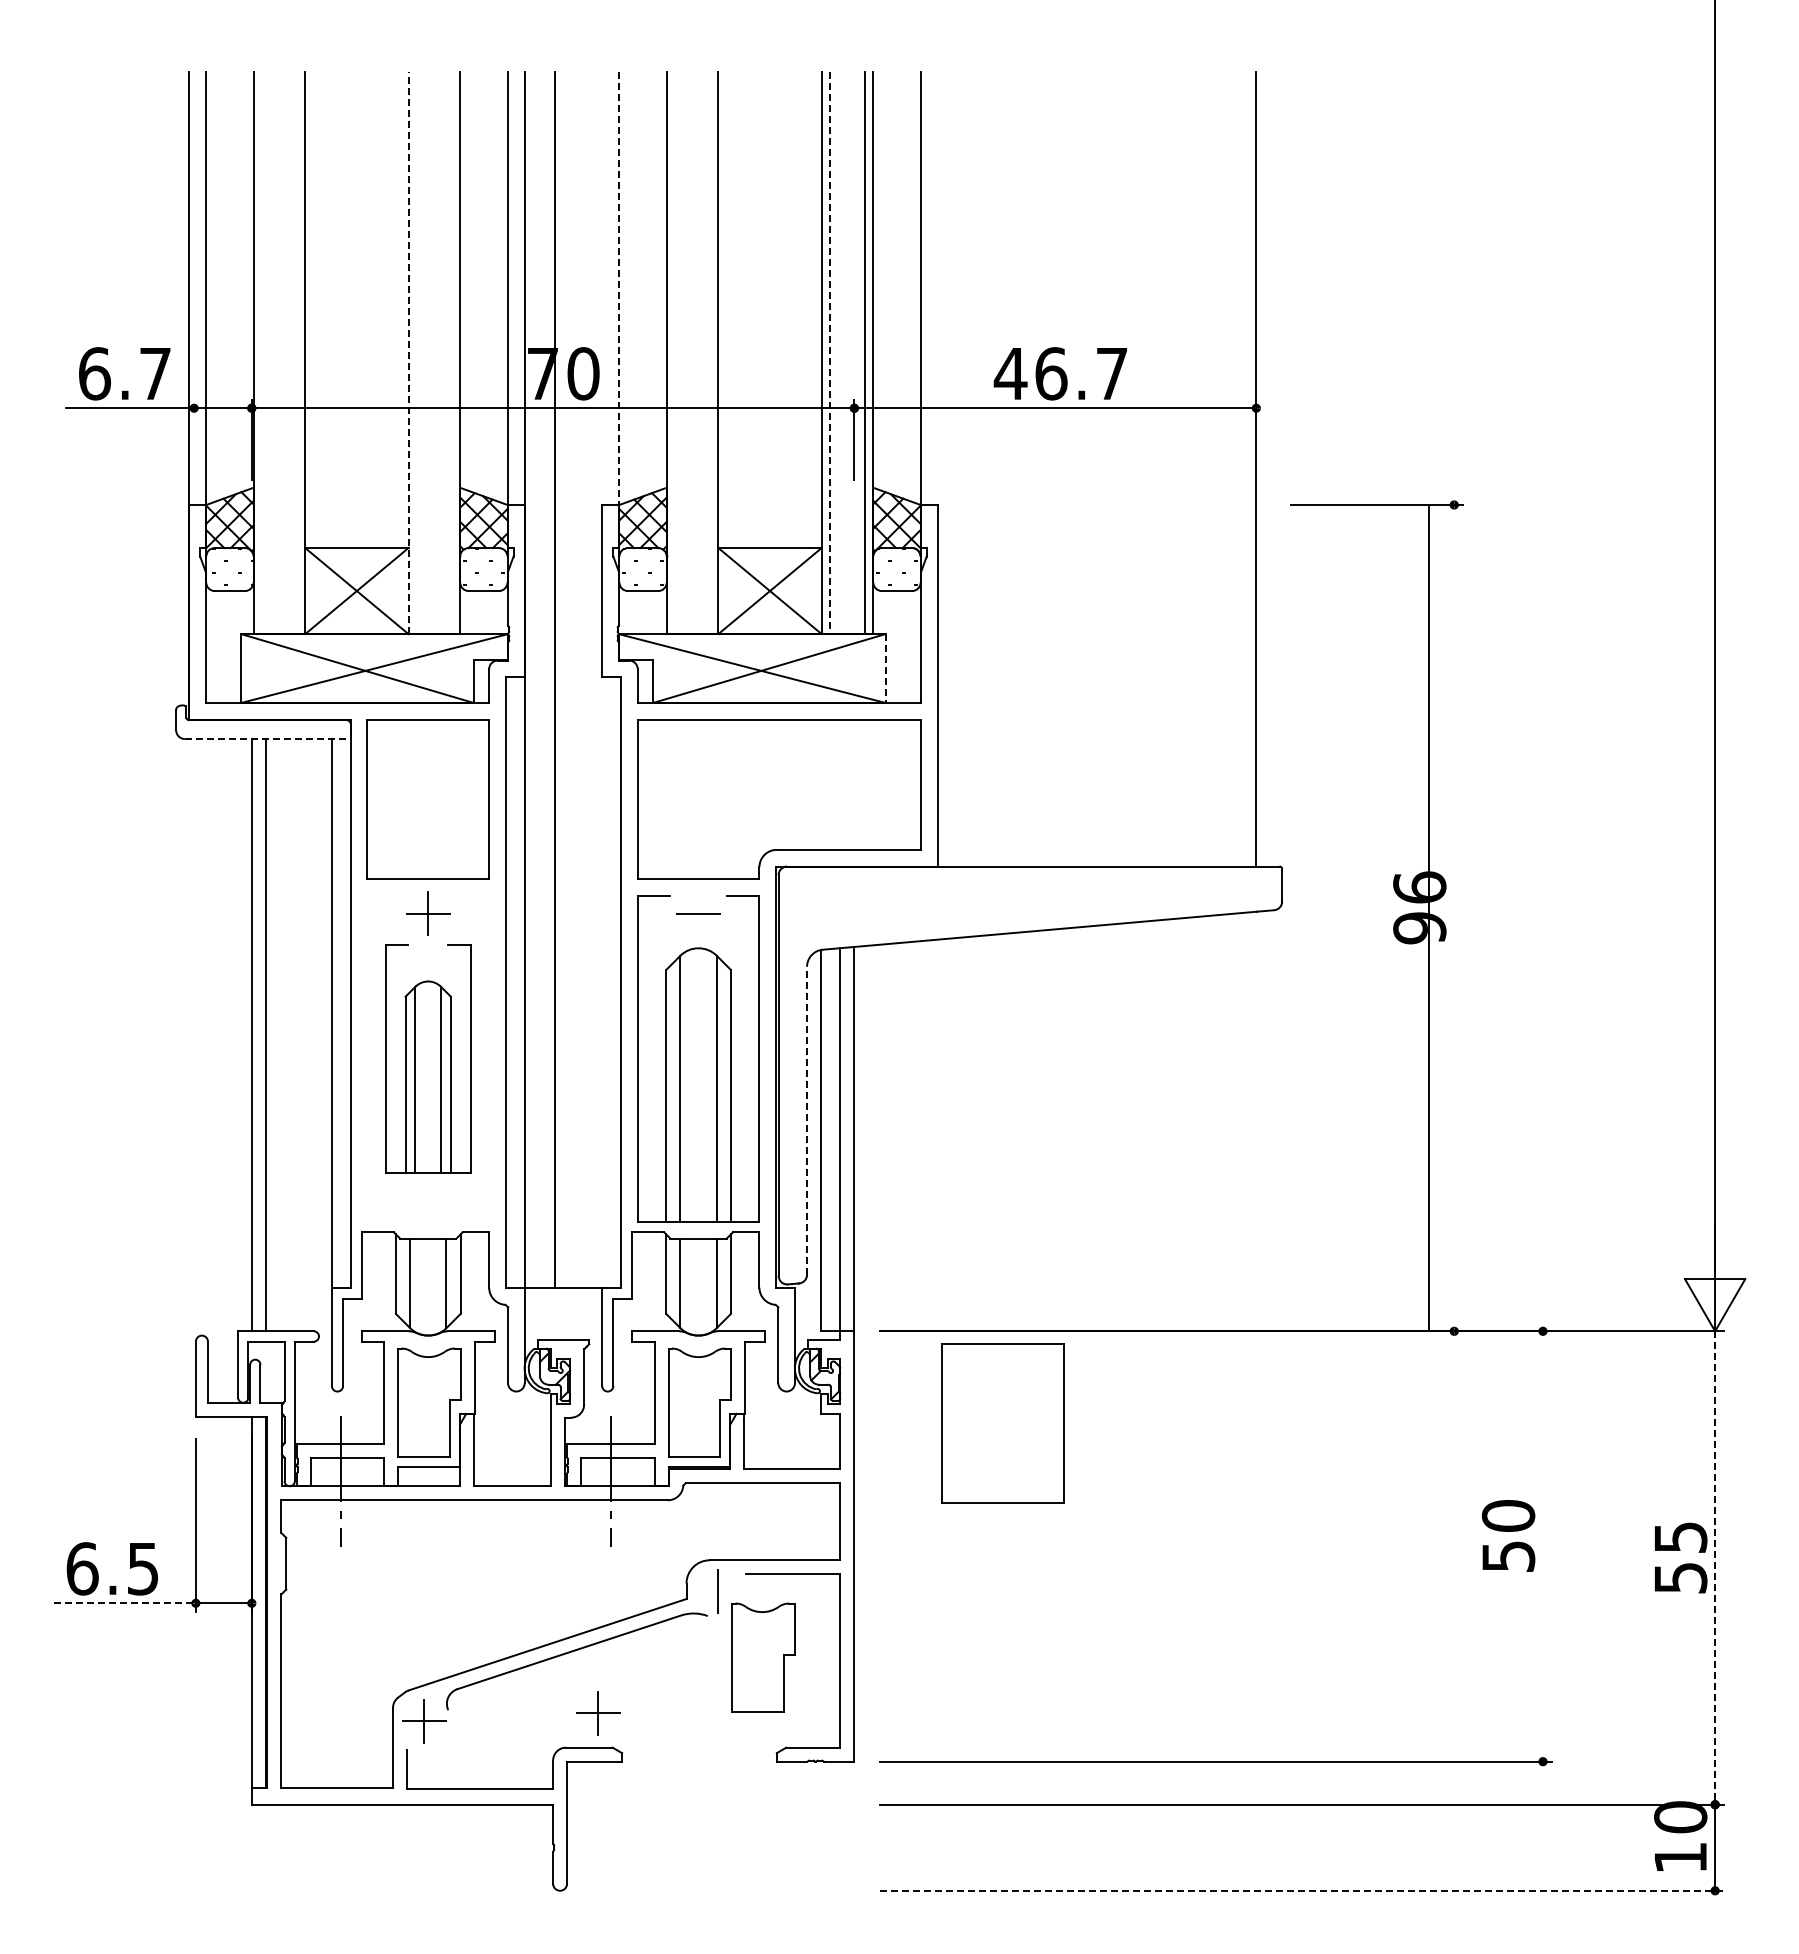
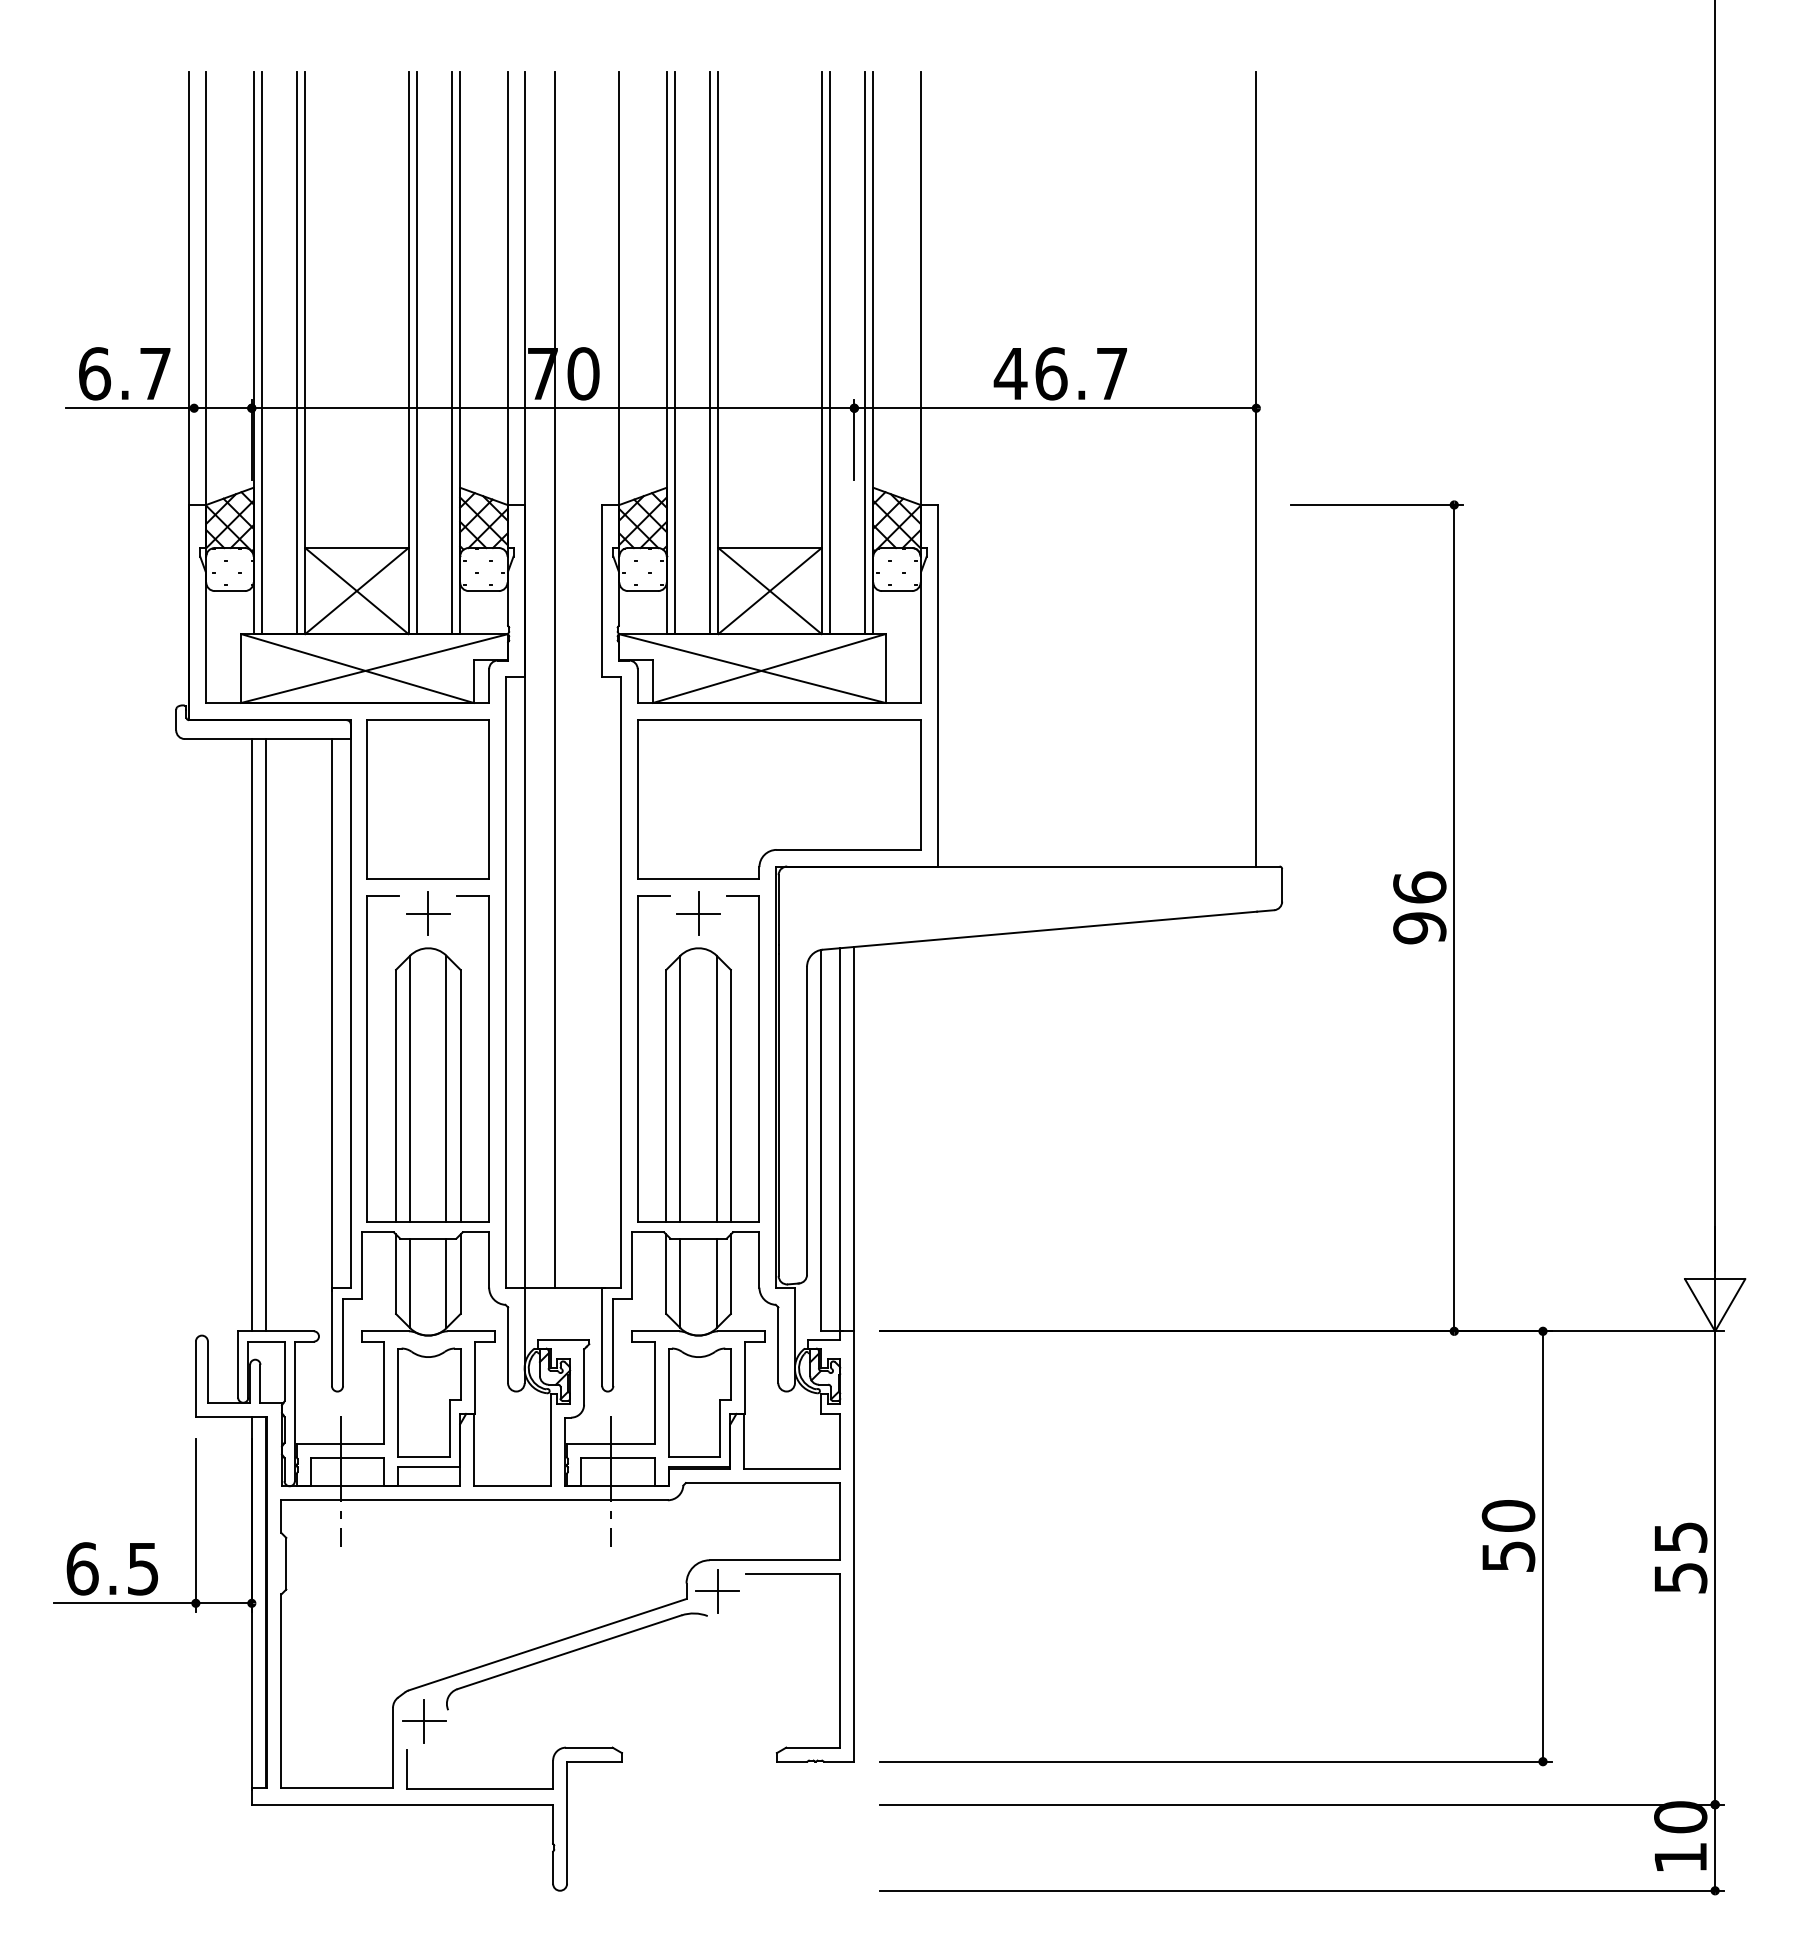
line: dashed -> solid (619, 290)
line: none -> present (262, 352)
line: none -> present (296, 352)
line: dashed -> solid (408, 352)
line: none -> present (417, 352)
line: none -> present (451, 352)
line: none -> present (675, 352)
line: none -> present (709, 352)
line: dashed -> solid (830, 353)
line: dashed -> solid (885, 669)
line: dashed -> solid (268, 739)
line: none -> present (698, 913)
line position: (1429, 918) -> (1454, 918) (1454, 918)
part size: 87x230 px -> 124x328 px (427, 1058)
line: dashed -> solid (807, 1120)
part: present -> none (1002, 1423)
line: none -> present (1542, 1546)
line: dashed -> solid (1715, 1568)
line: none -> present (717, 1591)
line: dashed -> solid (125, 1603)
part: present -> none (763, 1657)
part: present -> none (598, 1713)
line: dashed -> solid (1301, 1890)
